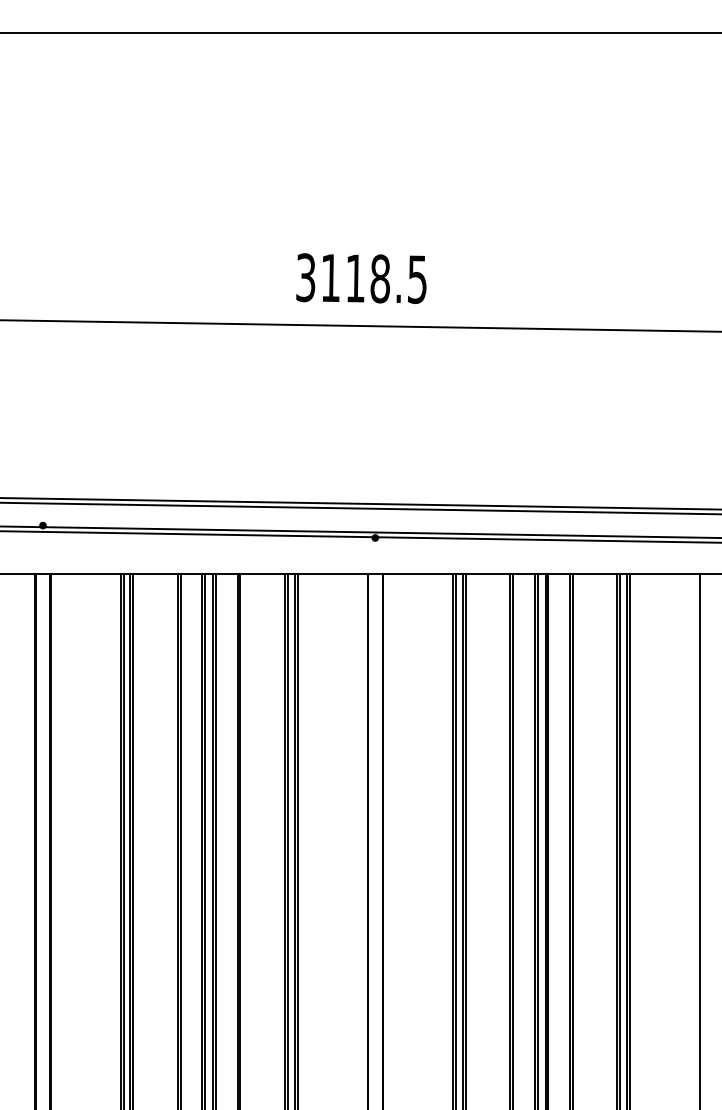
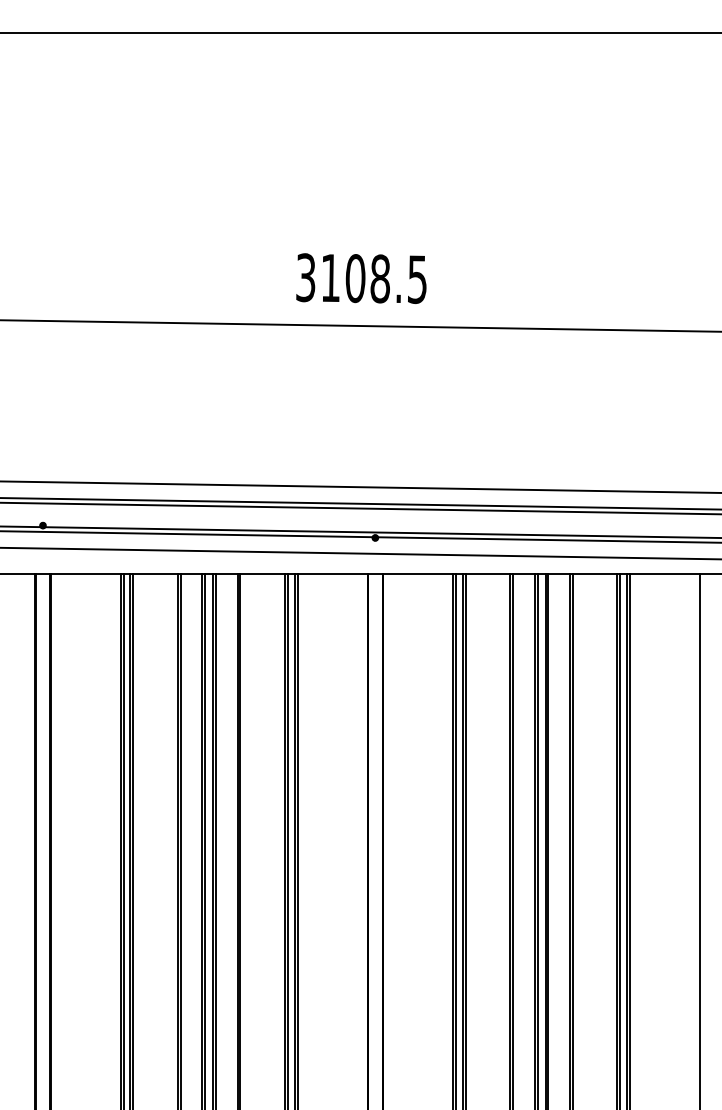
text: 3118.5 -> 3108.5 (355, 278)
line: none -> present (360, 486)
line: none -> present (360, 553)
